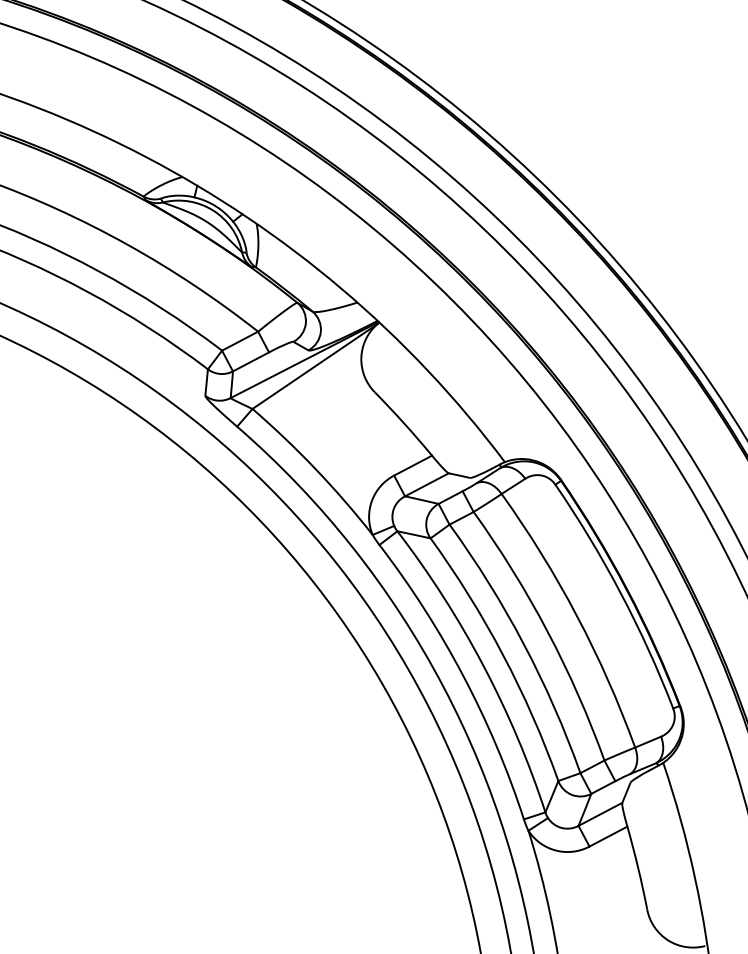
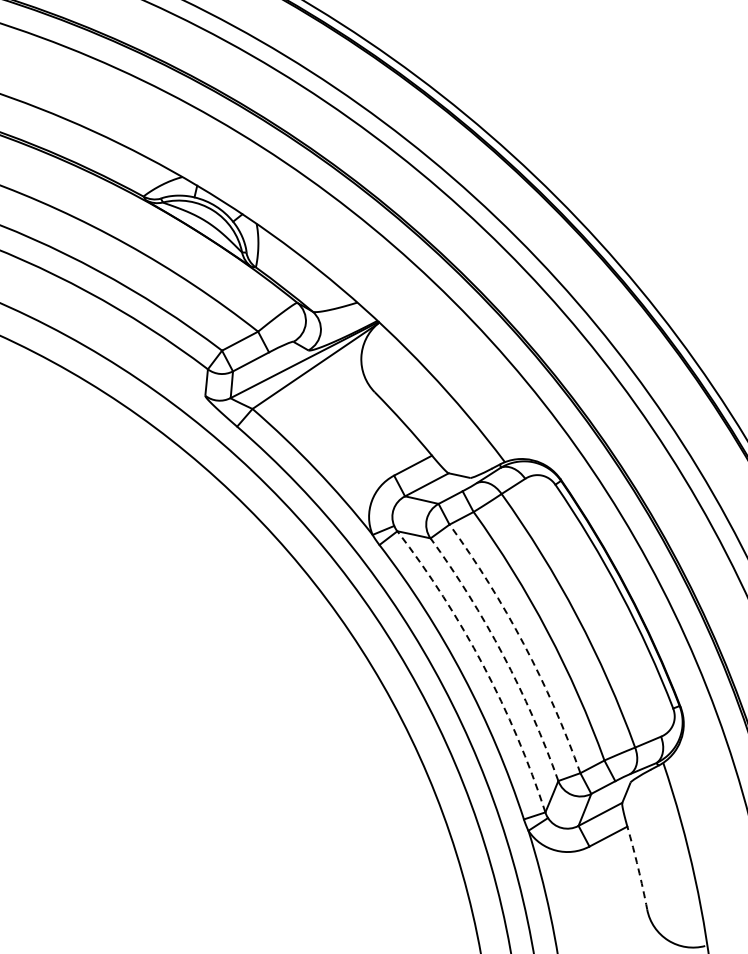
arc: solid -> dashed (523, 644)
arc: solid -> dashed (503, 655)
arc: solid -> dashed (483, 665)
arc: solid -> dashed (638, 867)
